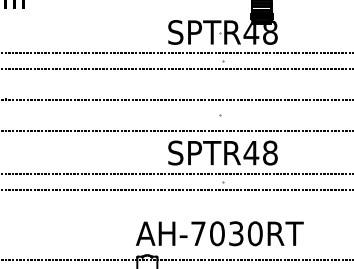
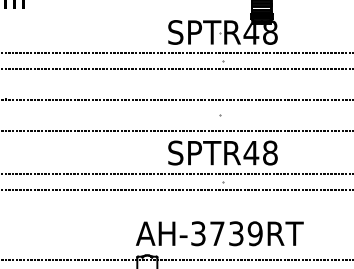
text: AH-7030RT -> AH-3739RT (226, 233)
